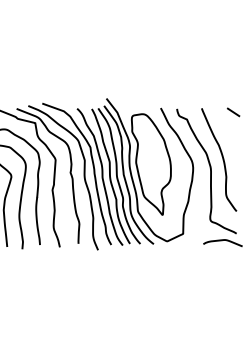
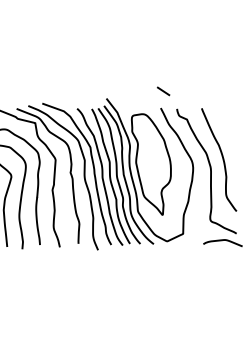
line position: (233, 112) -> (163, 91) (163, 91)
